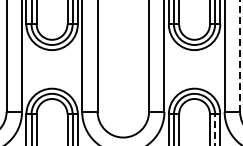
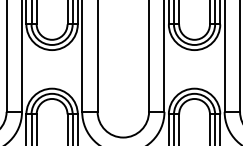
line: dashed -> solid (240, 56)
line: dashed -> solid (215, 129)
